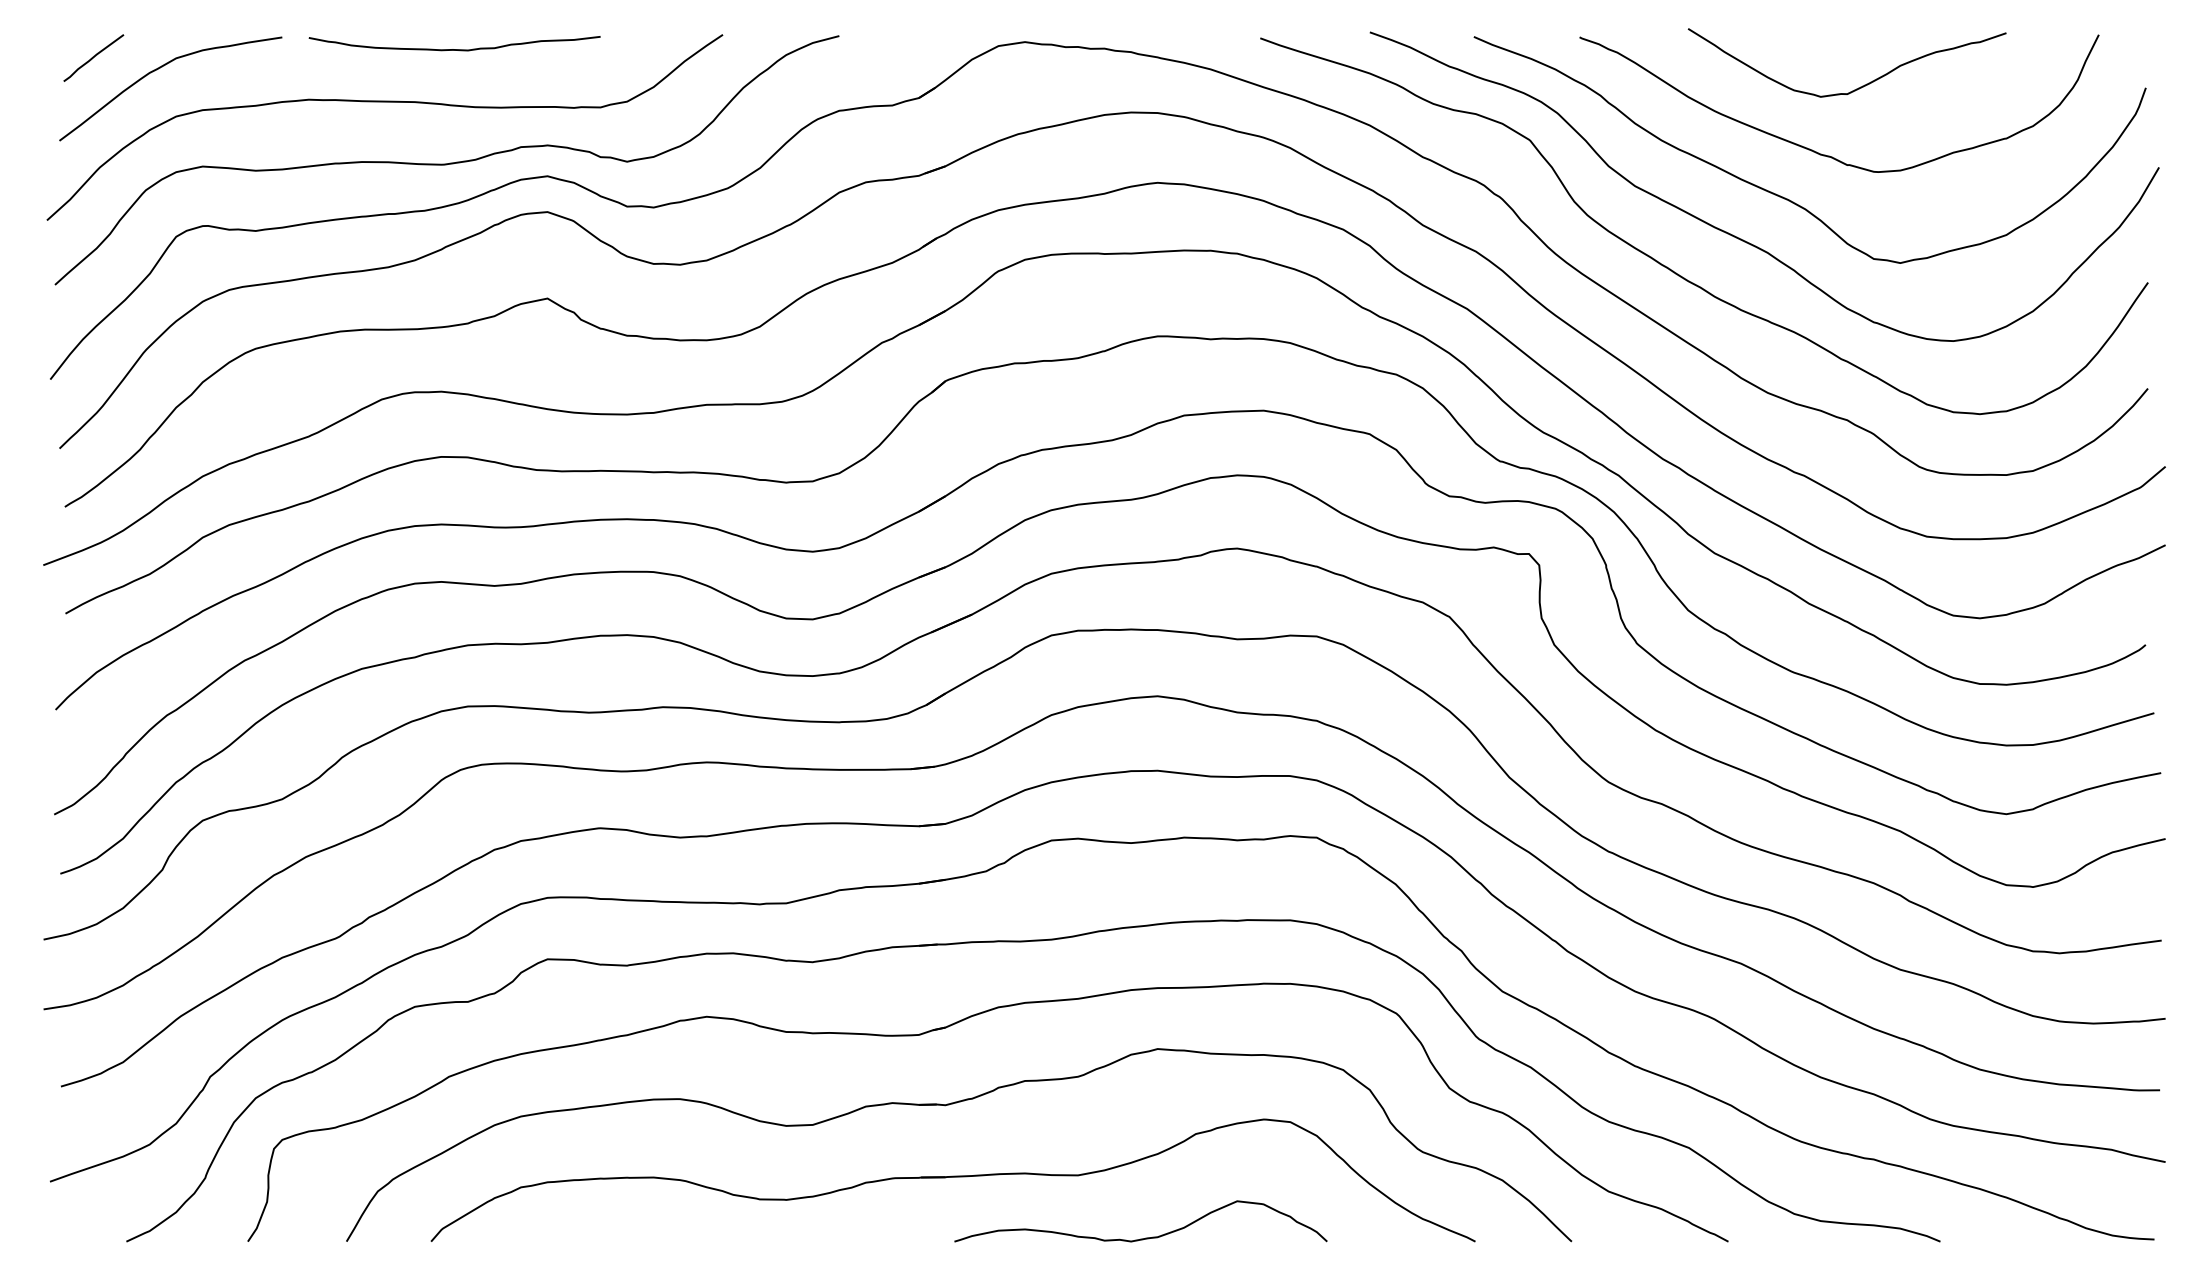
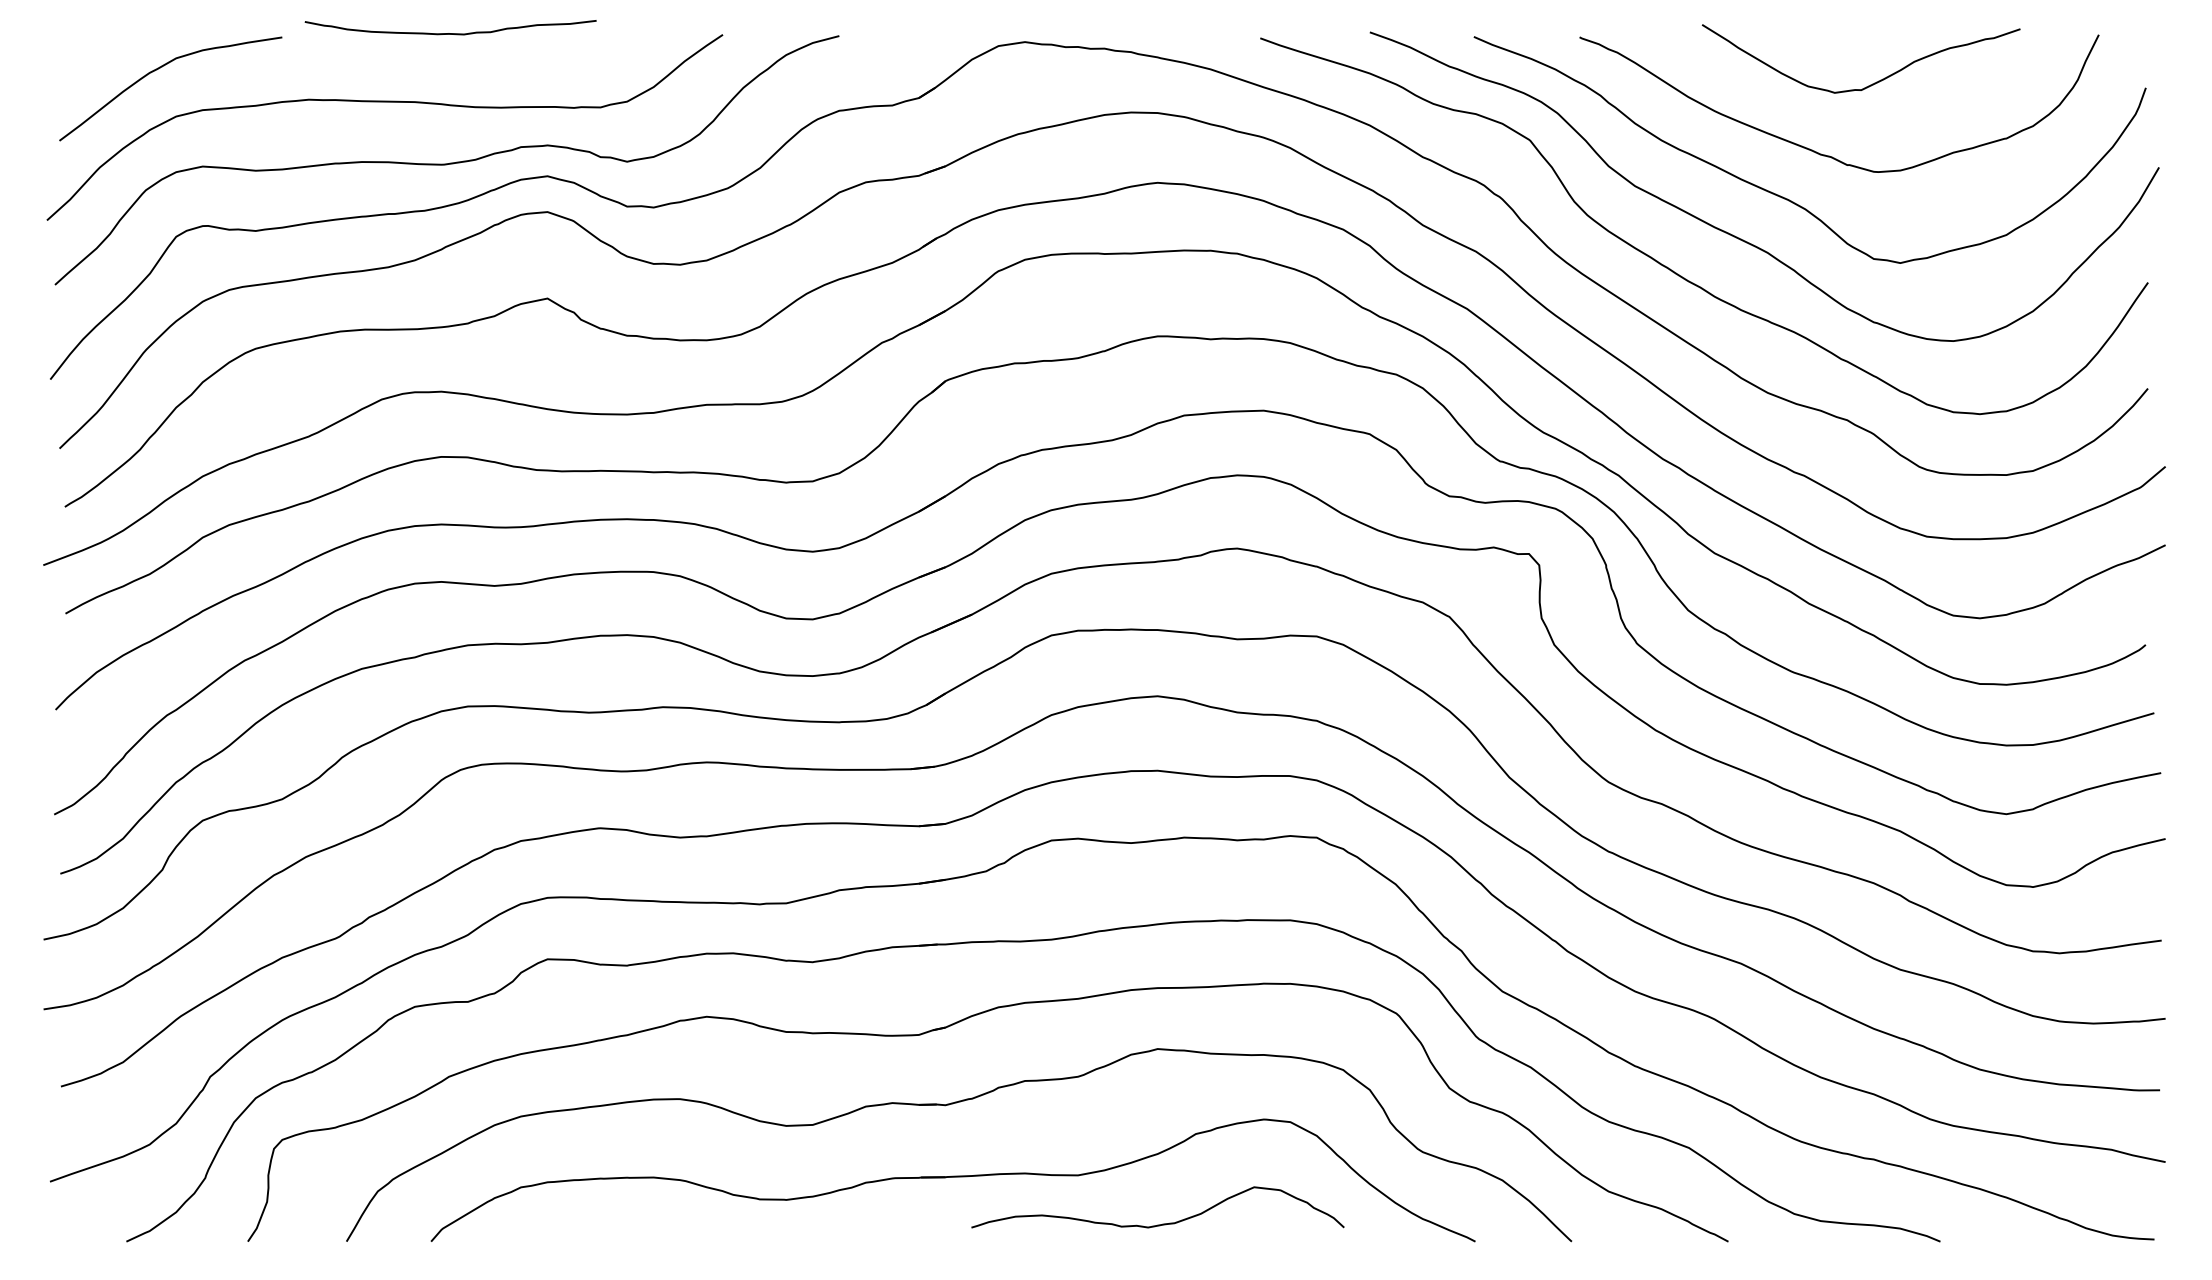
curve position: (454, 49) -> (450, 33) (450, 33)
curve: present -> none (93, 57)
curve position: (1860, 86) -> (1874, 82) (1874, 82)
curve position: (1145, 1237) -> (1162, 1223) (1162, 1223)
